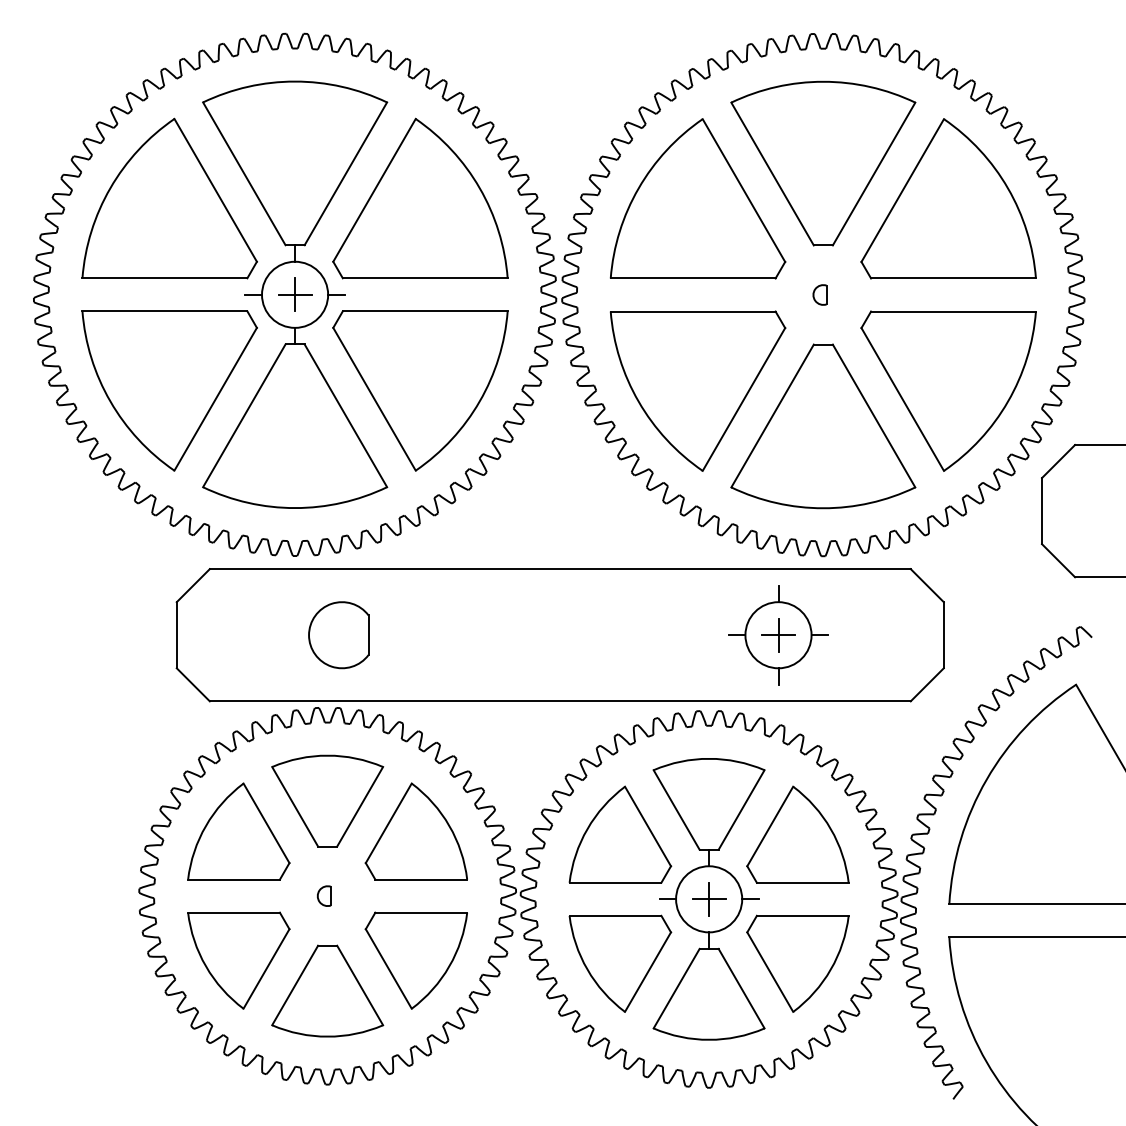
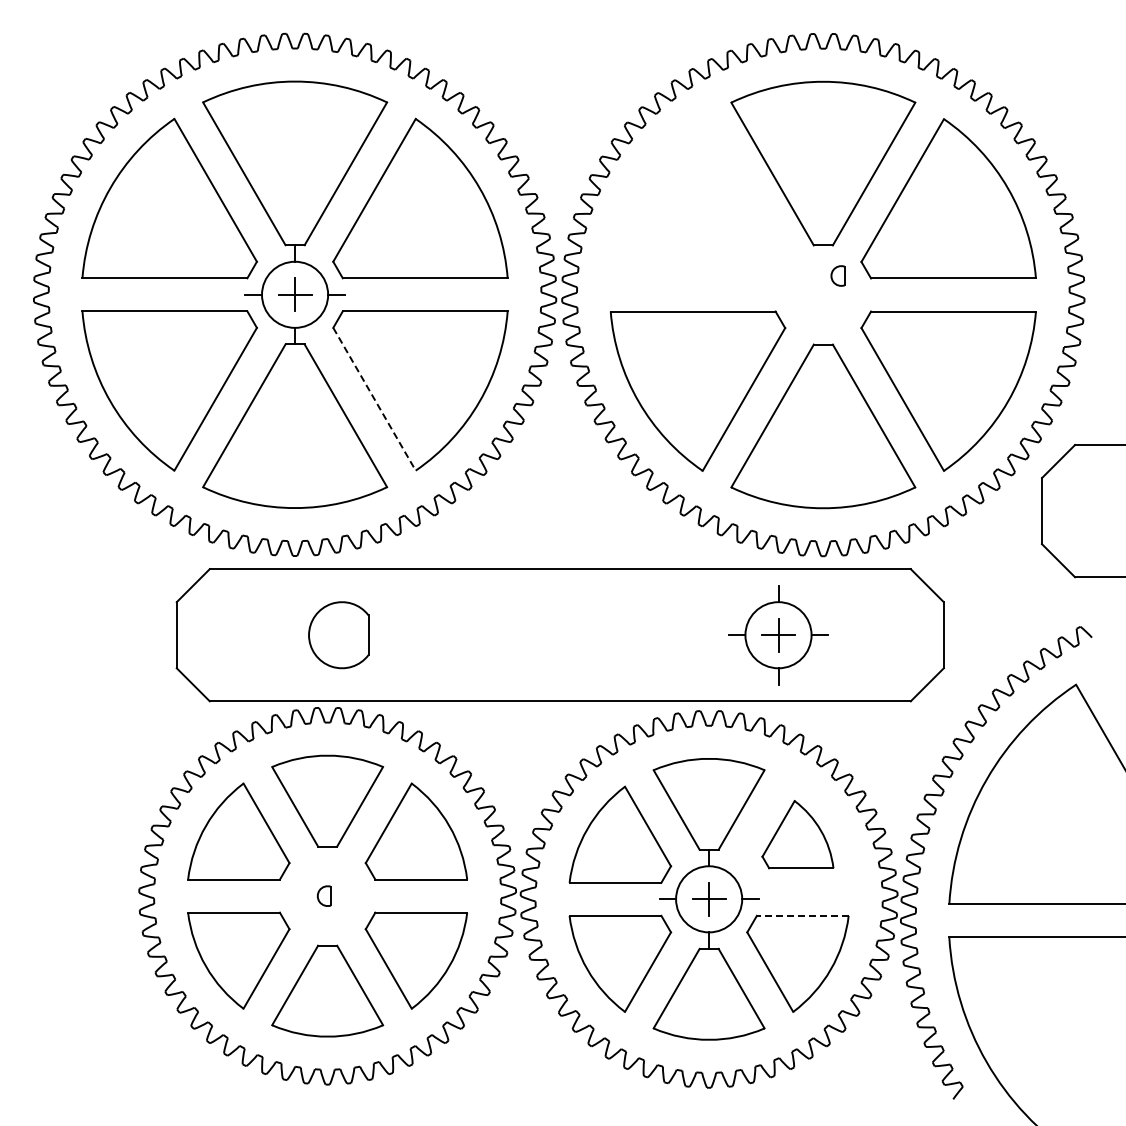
part: present -> none (697, 198)
part position: (819, 294) -> (837, 275) (837, 275)
line: solid -> dashed (374, 399)
part size: 104x99 px -> 74x70 px (797, 834)
line: solid -> dashed (802, 915)
